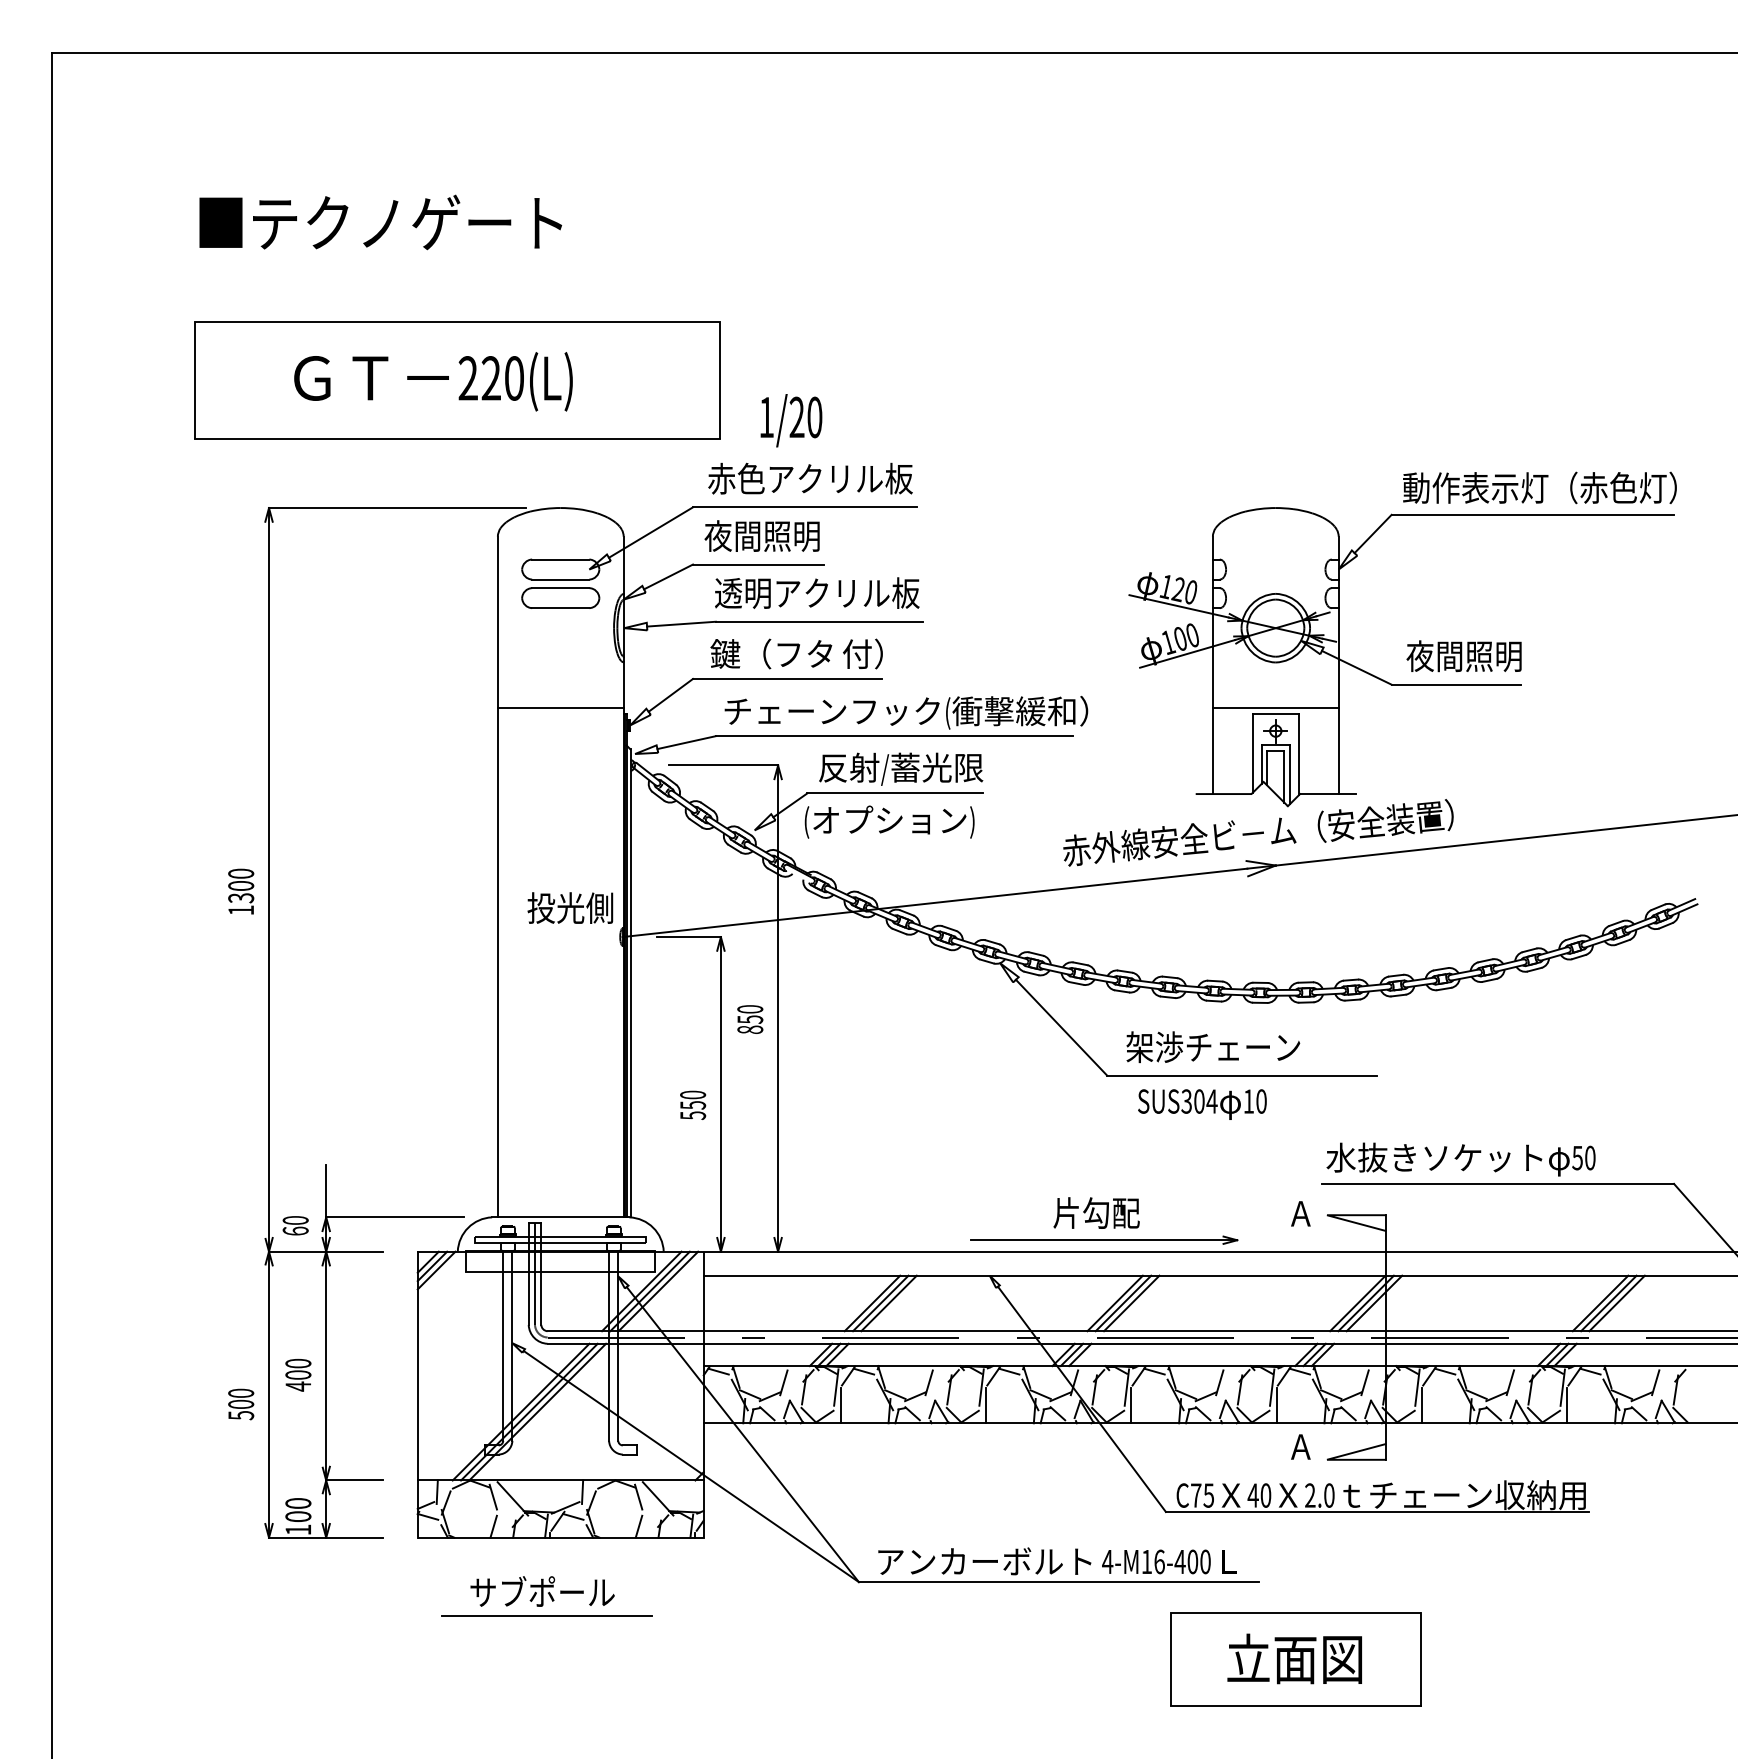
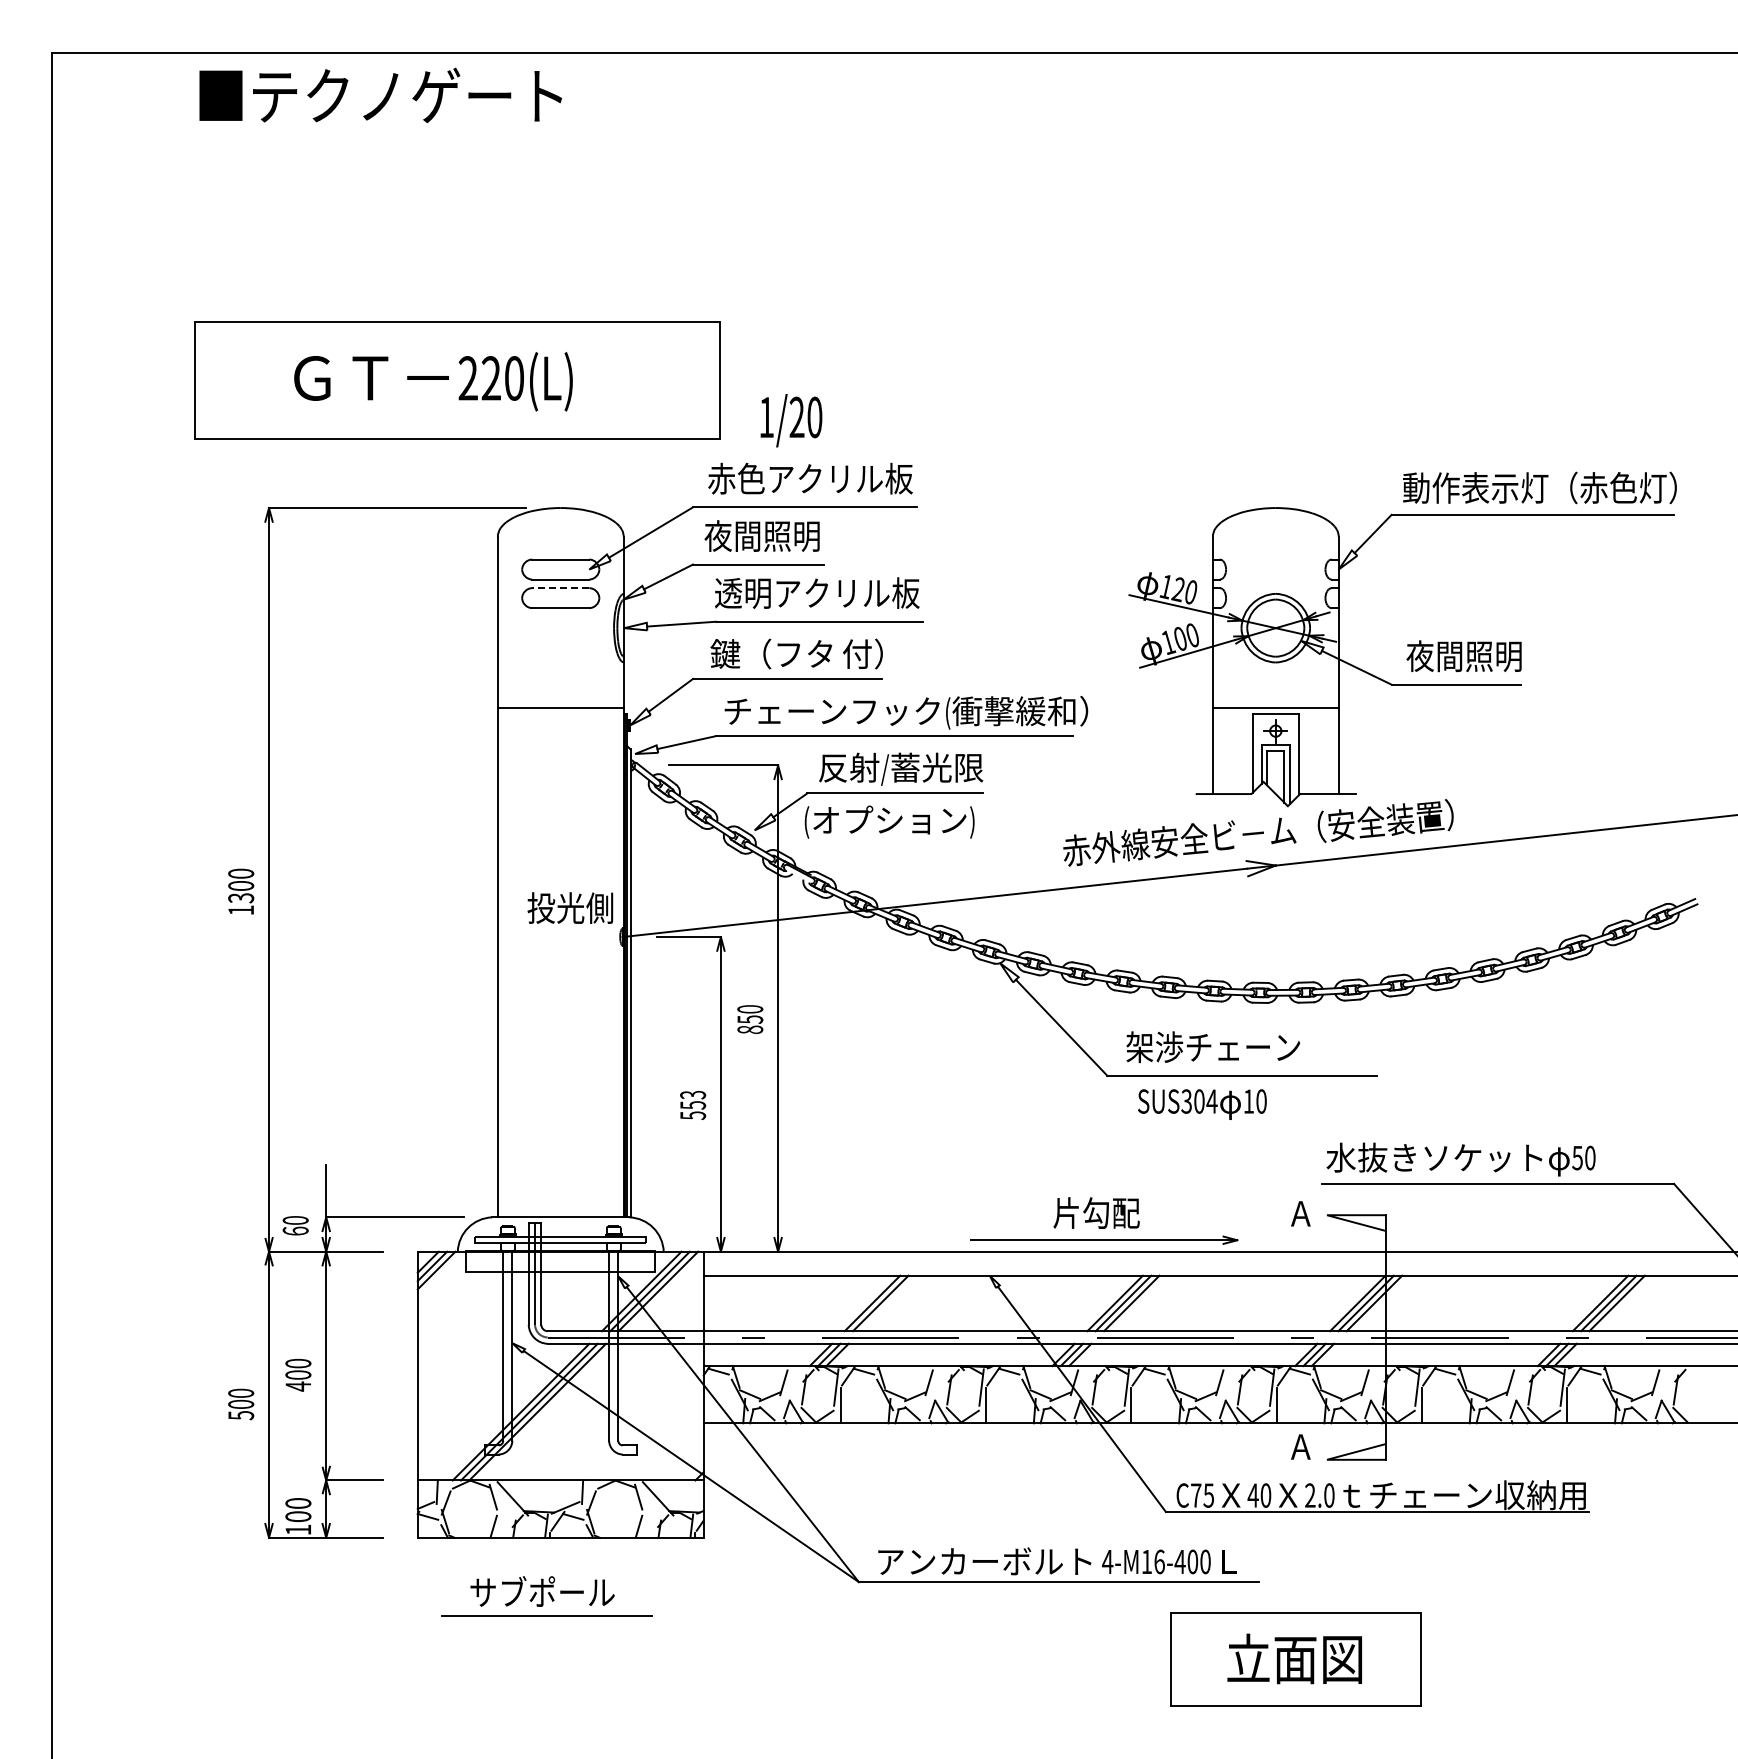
text position: (380, 222) -> (380, 95) (380, 95)
line: solid -> dashed (560, 588)
text: 550 -> 553 (692, 1094)
line: present -> none (888, 1303)
